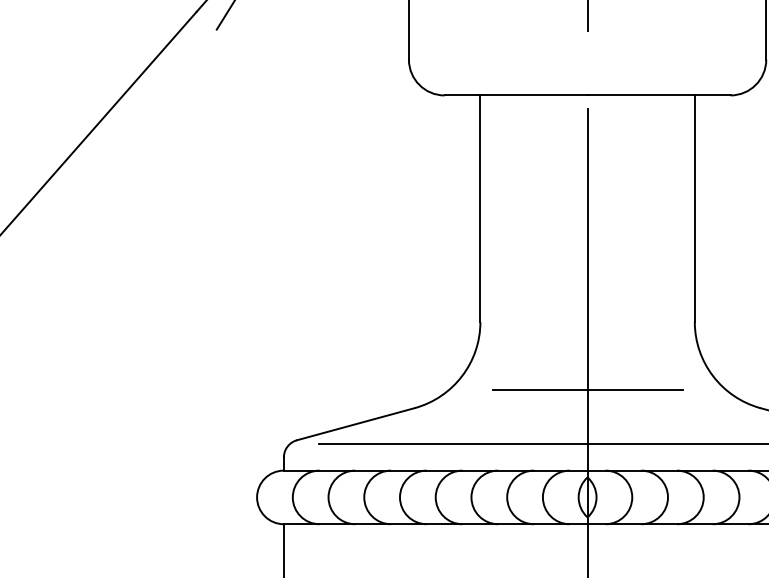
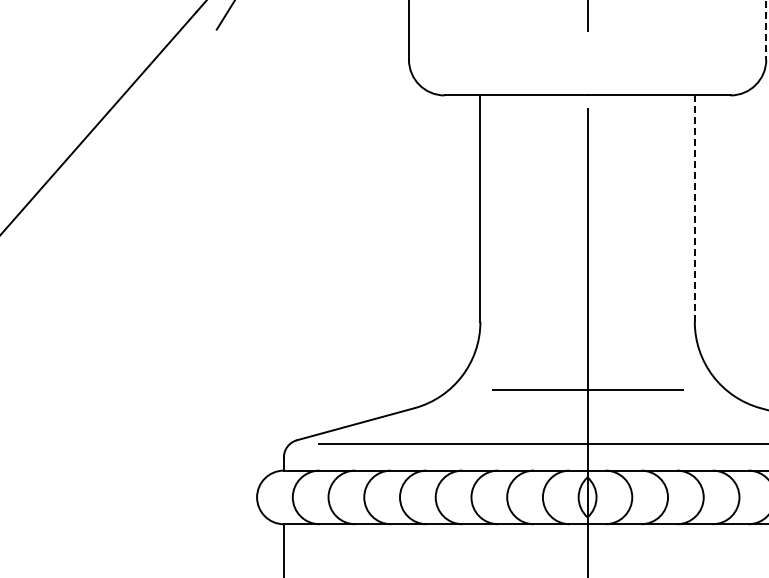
line: solid -> dashed (766, 29)
line: solid -> dashed (694, 209)
